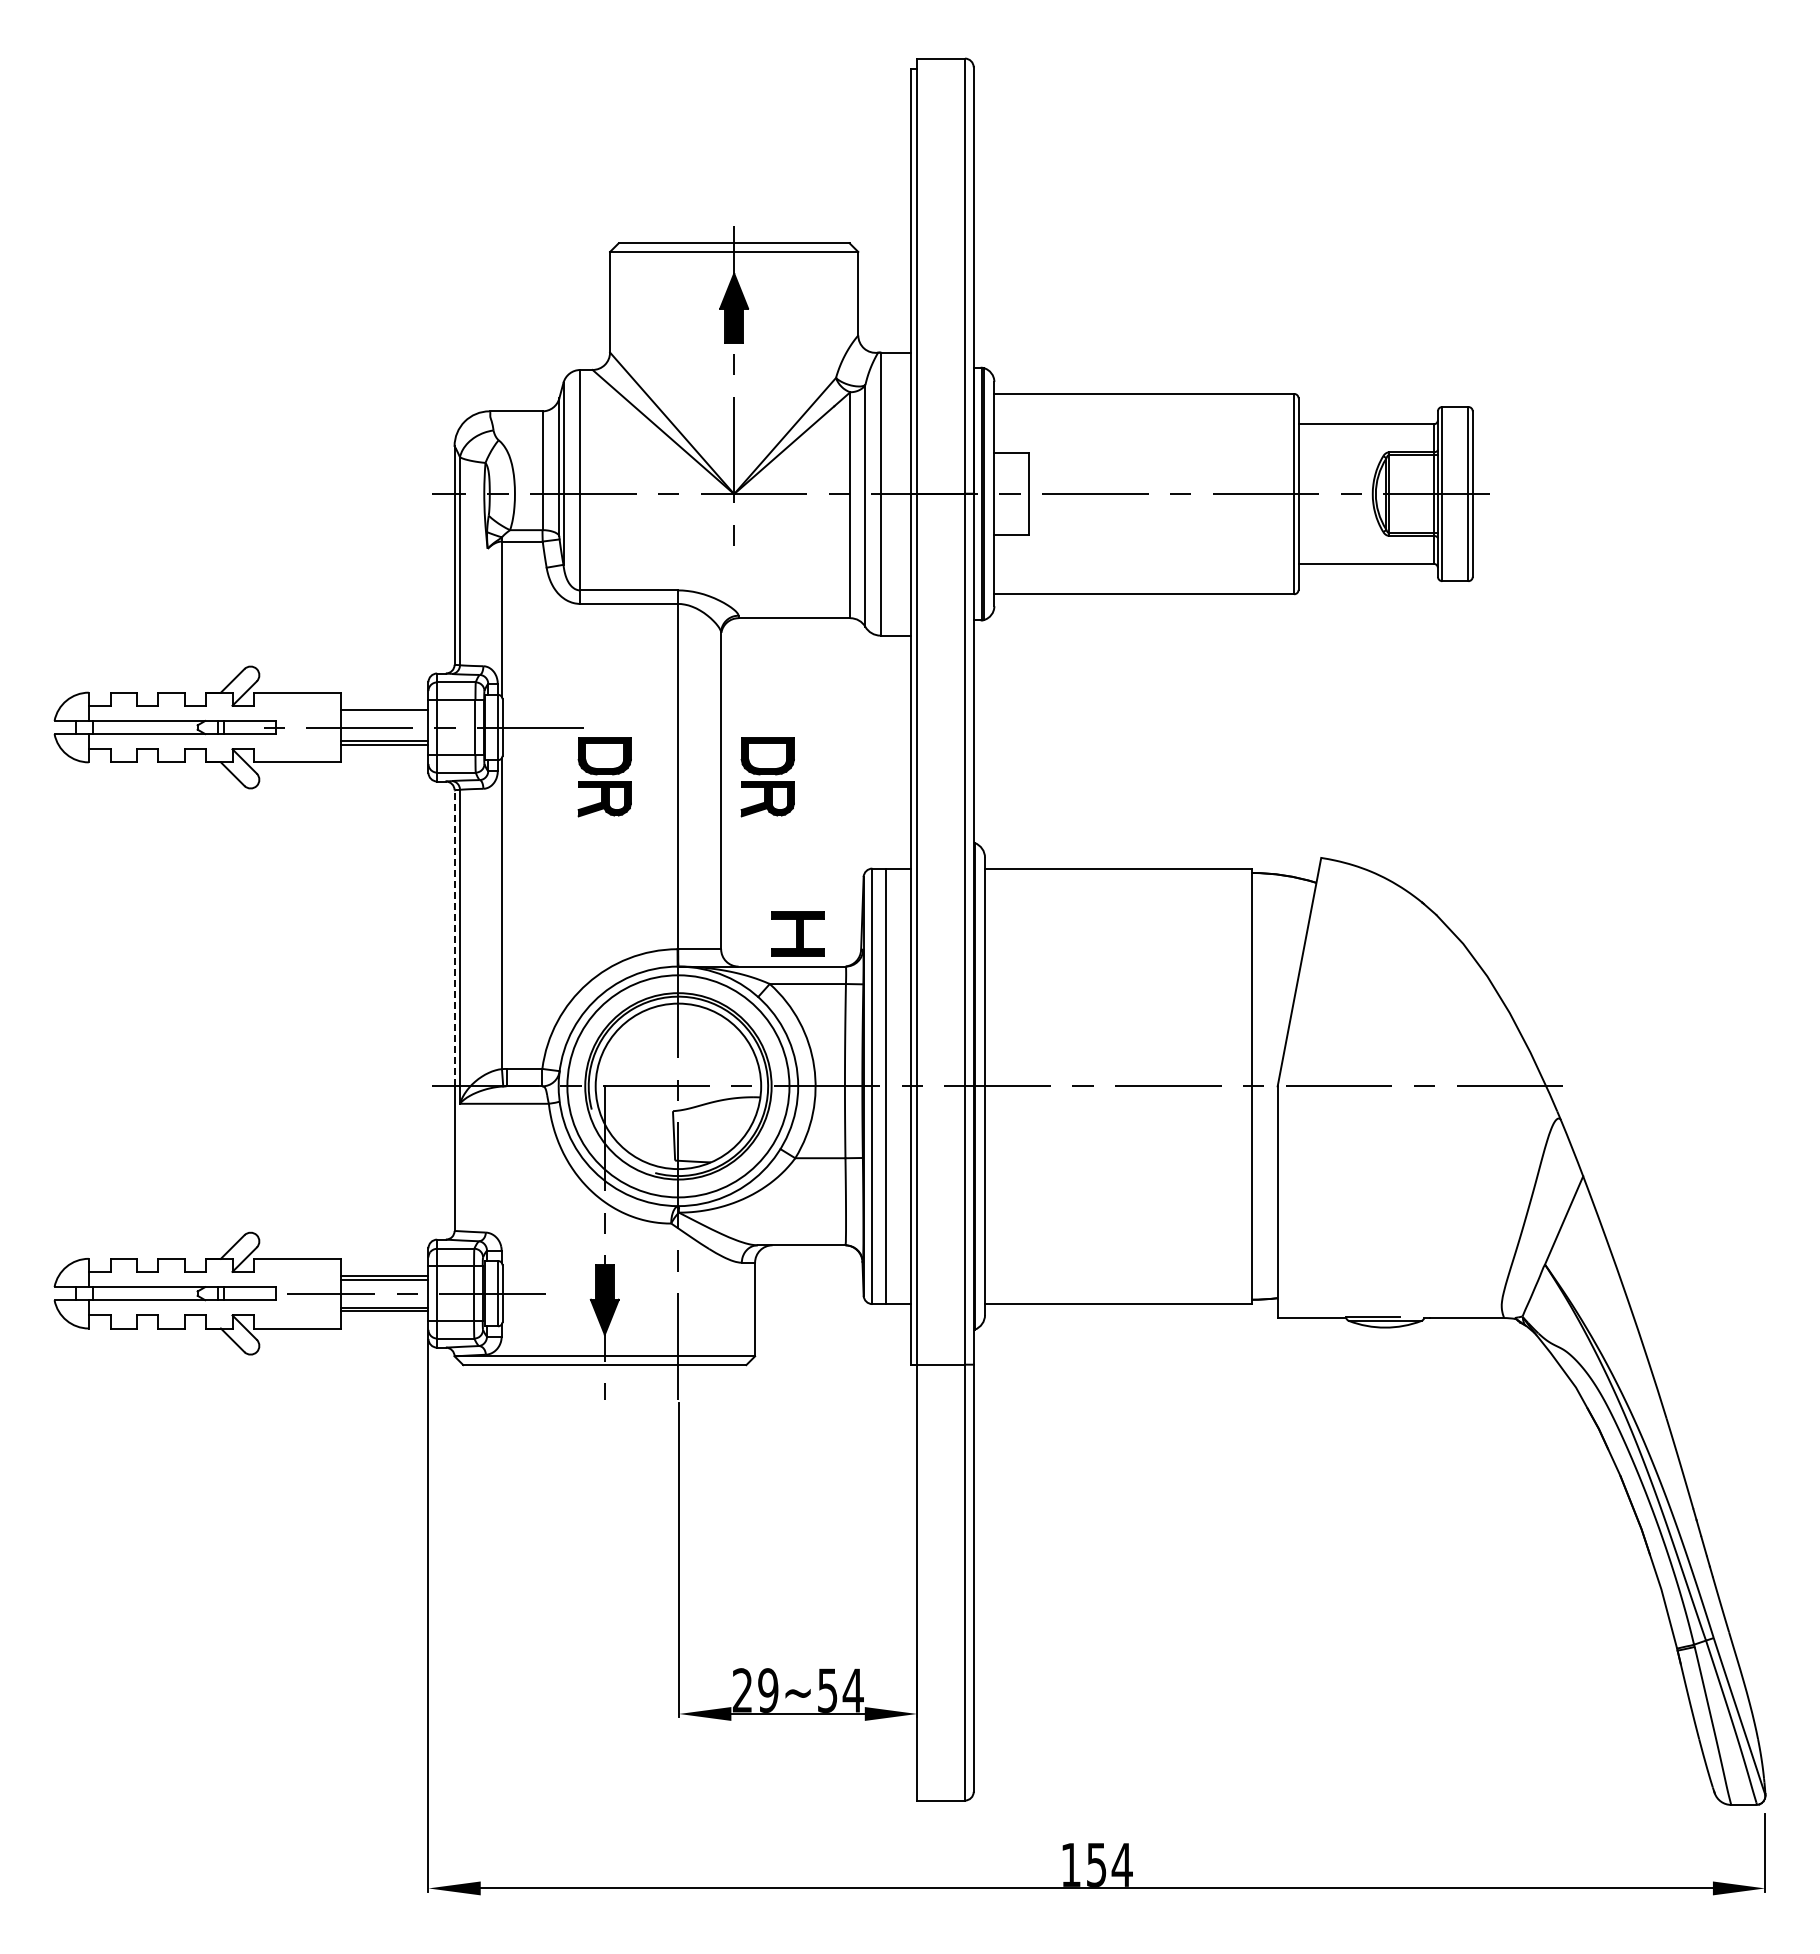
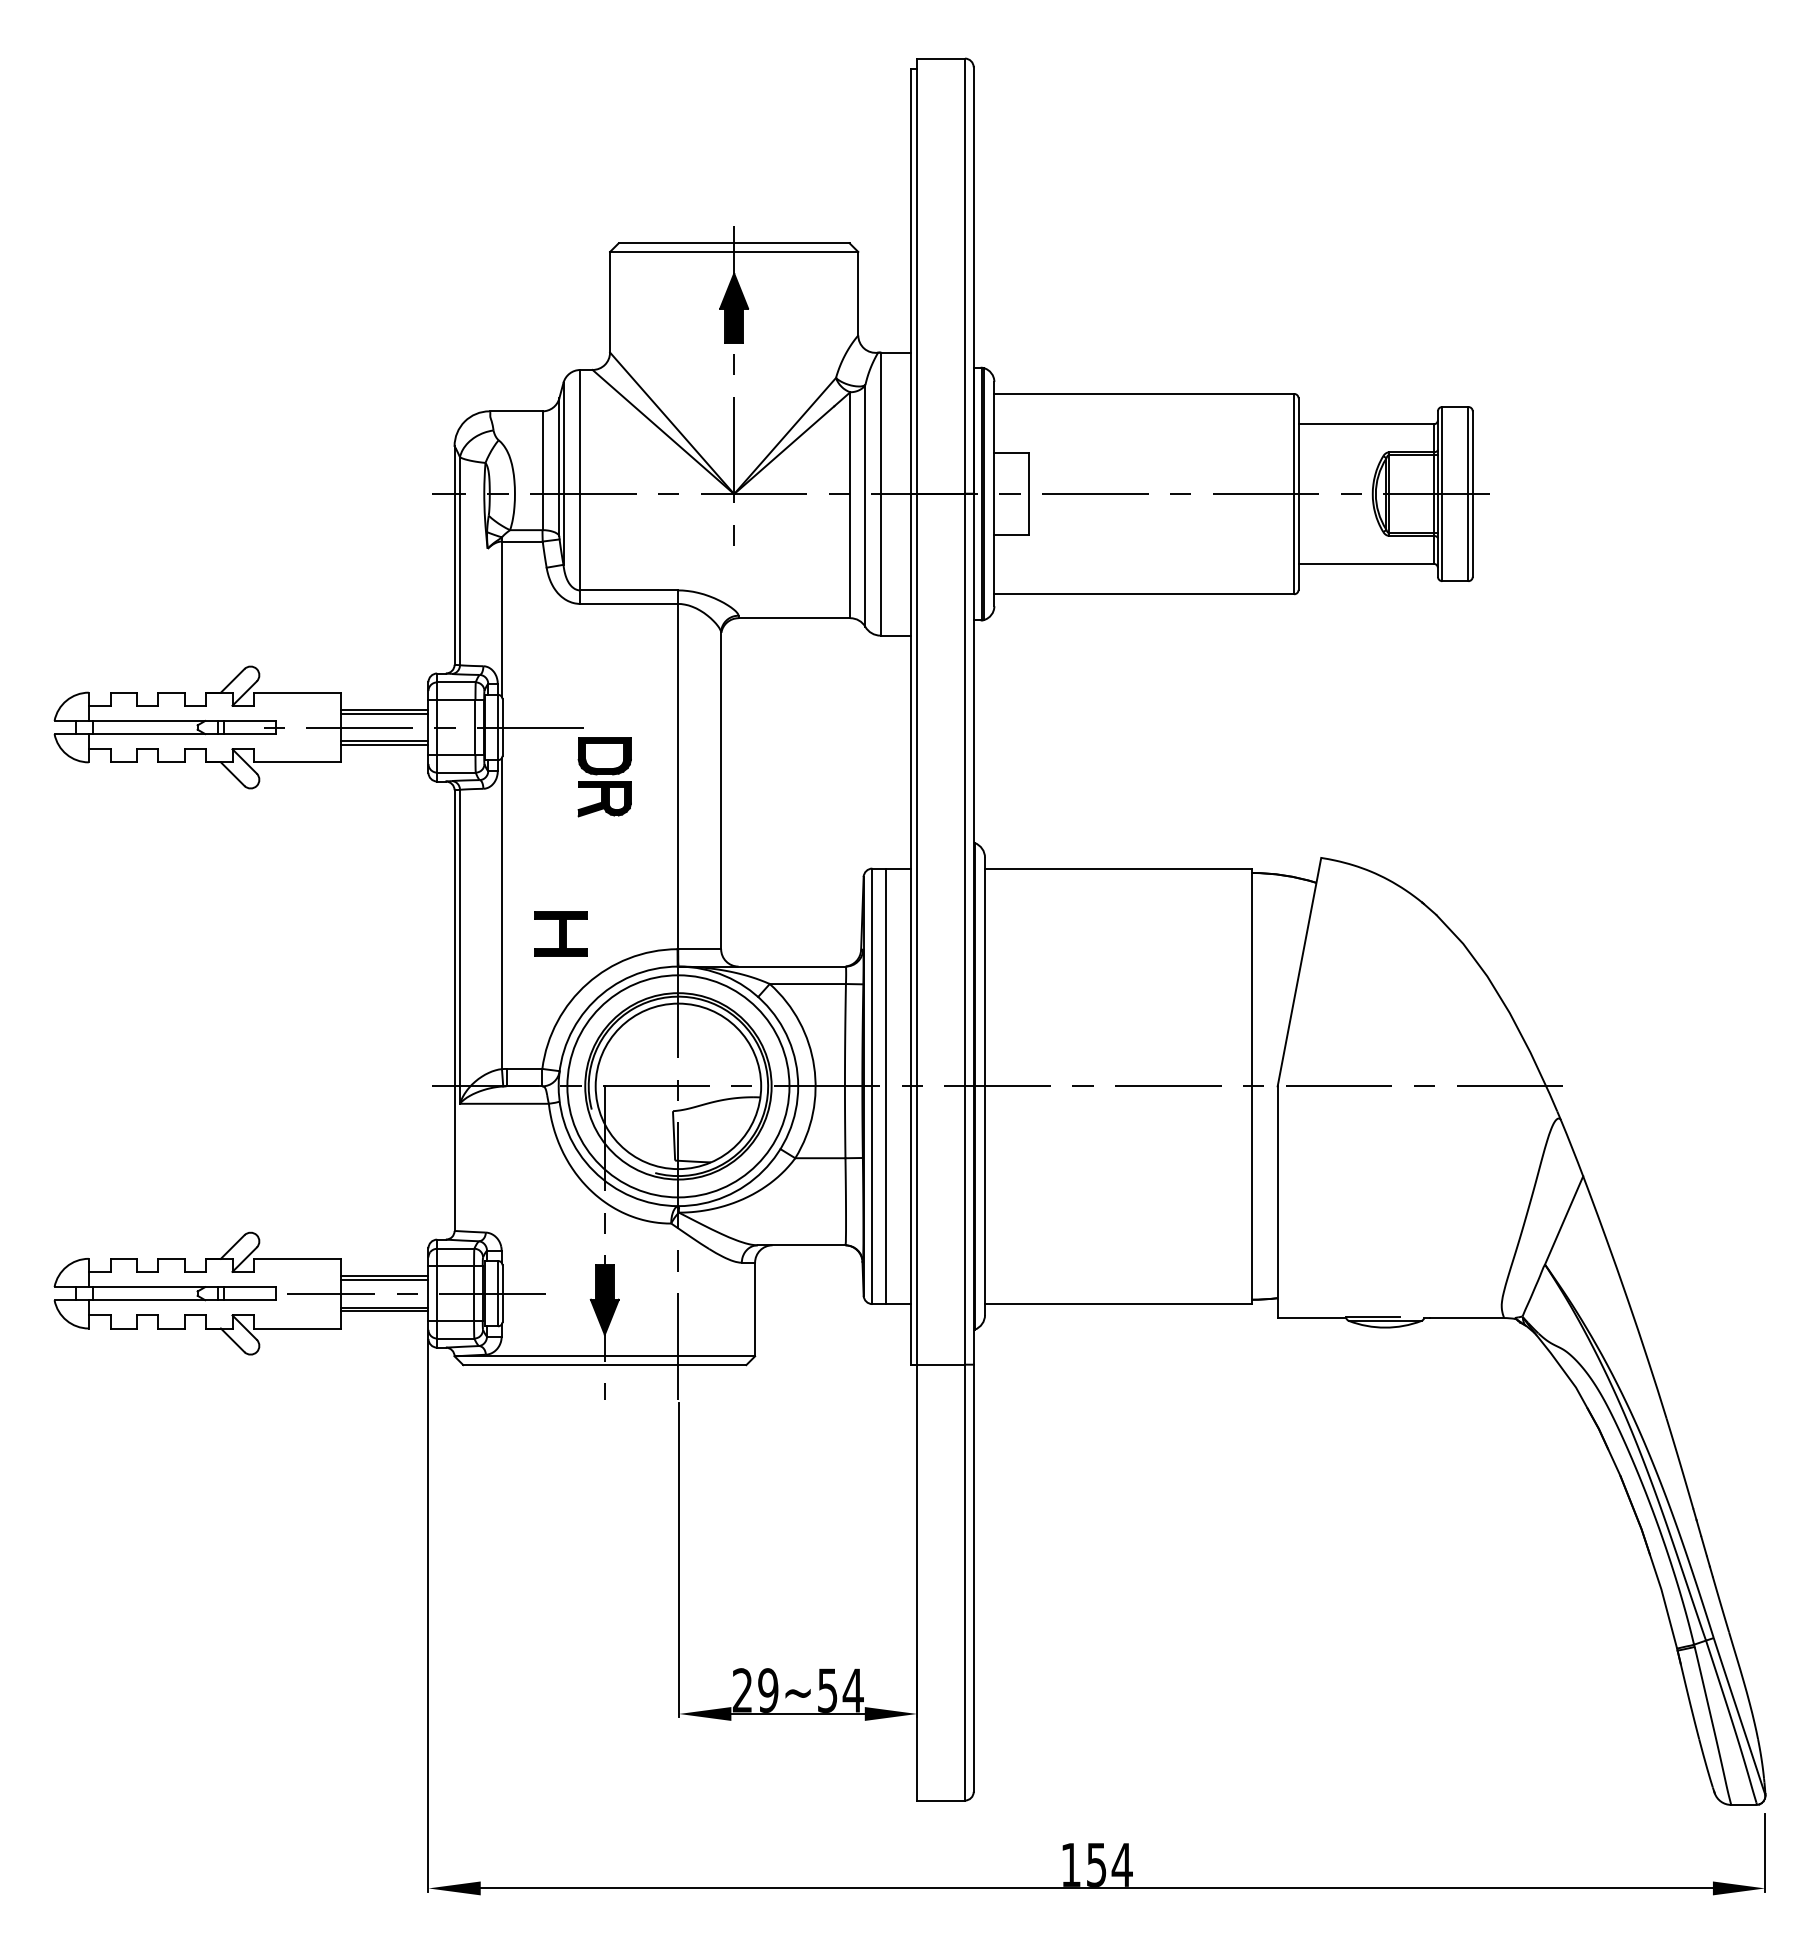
line: none -> present (384, 713)
part: present -> none (767, 777)
part position: (797, 933) -> (560, 933) (560, 933)
line: dashed -> solid (454, 937)
